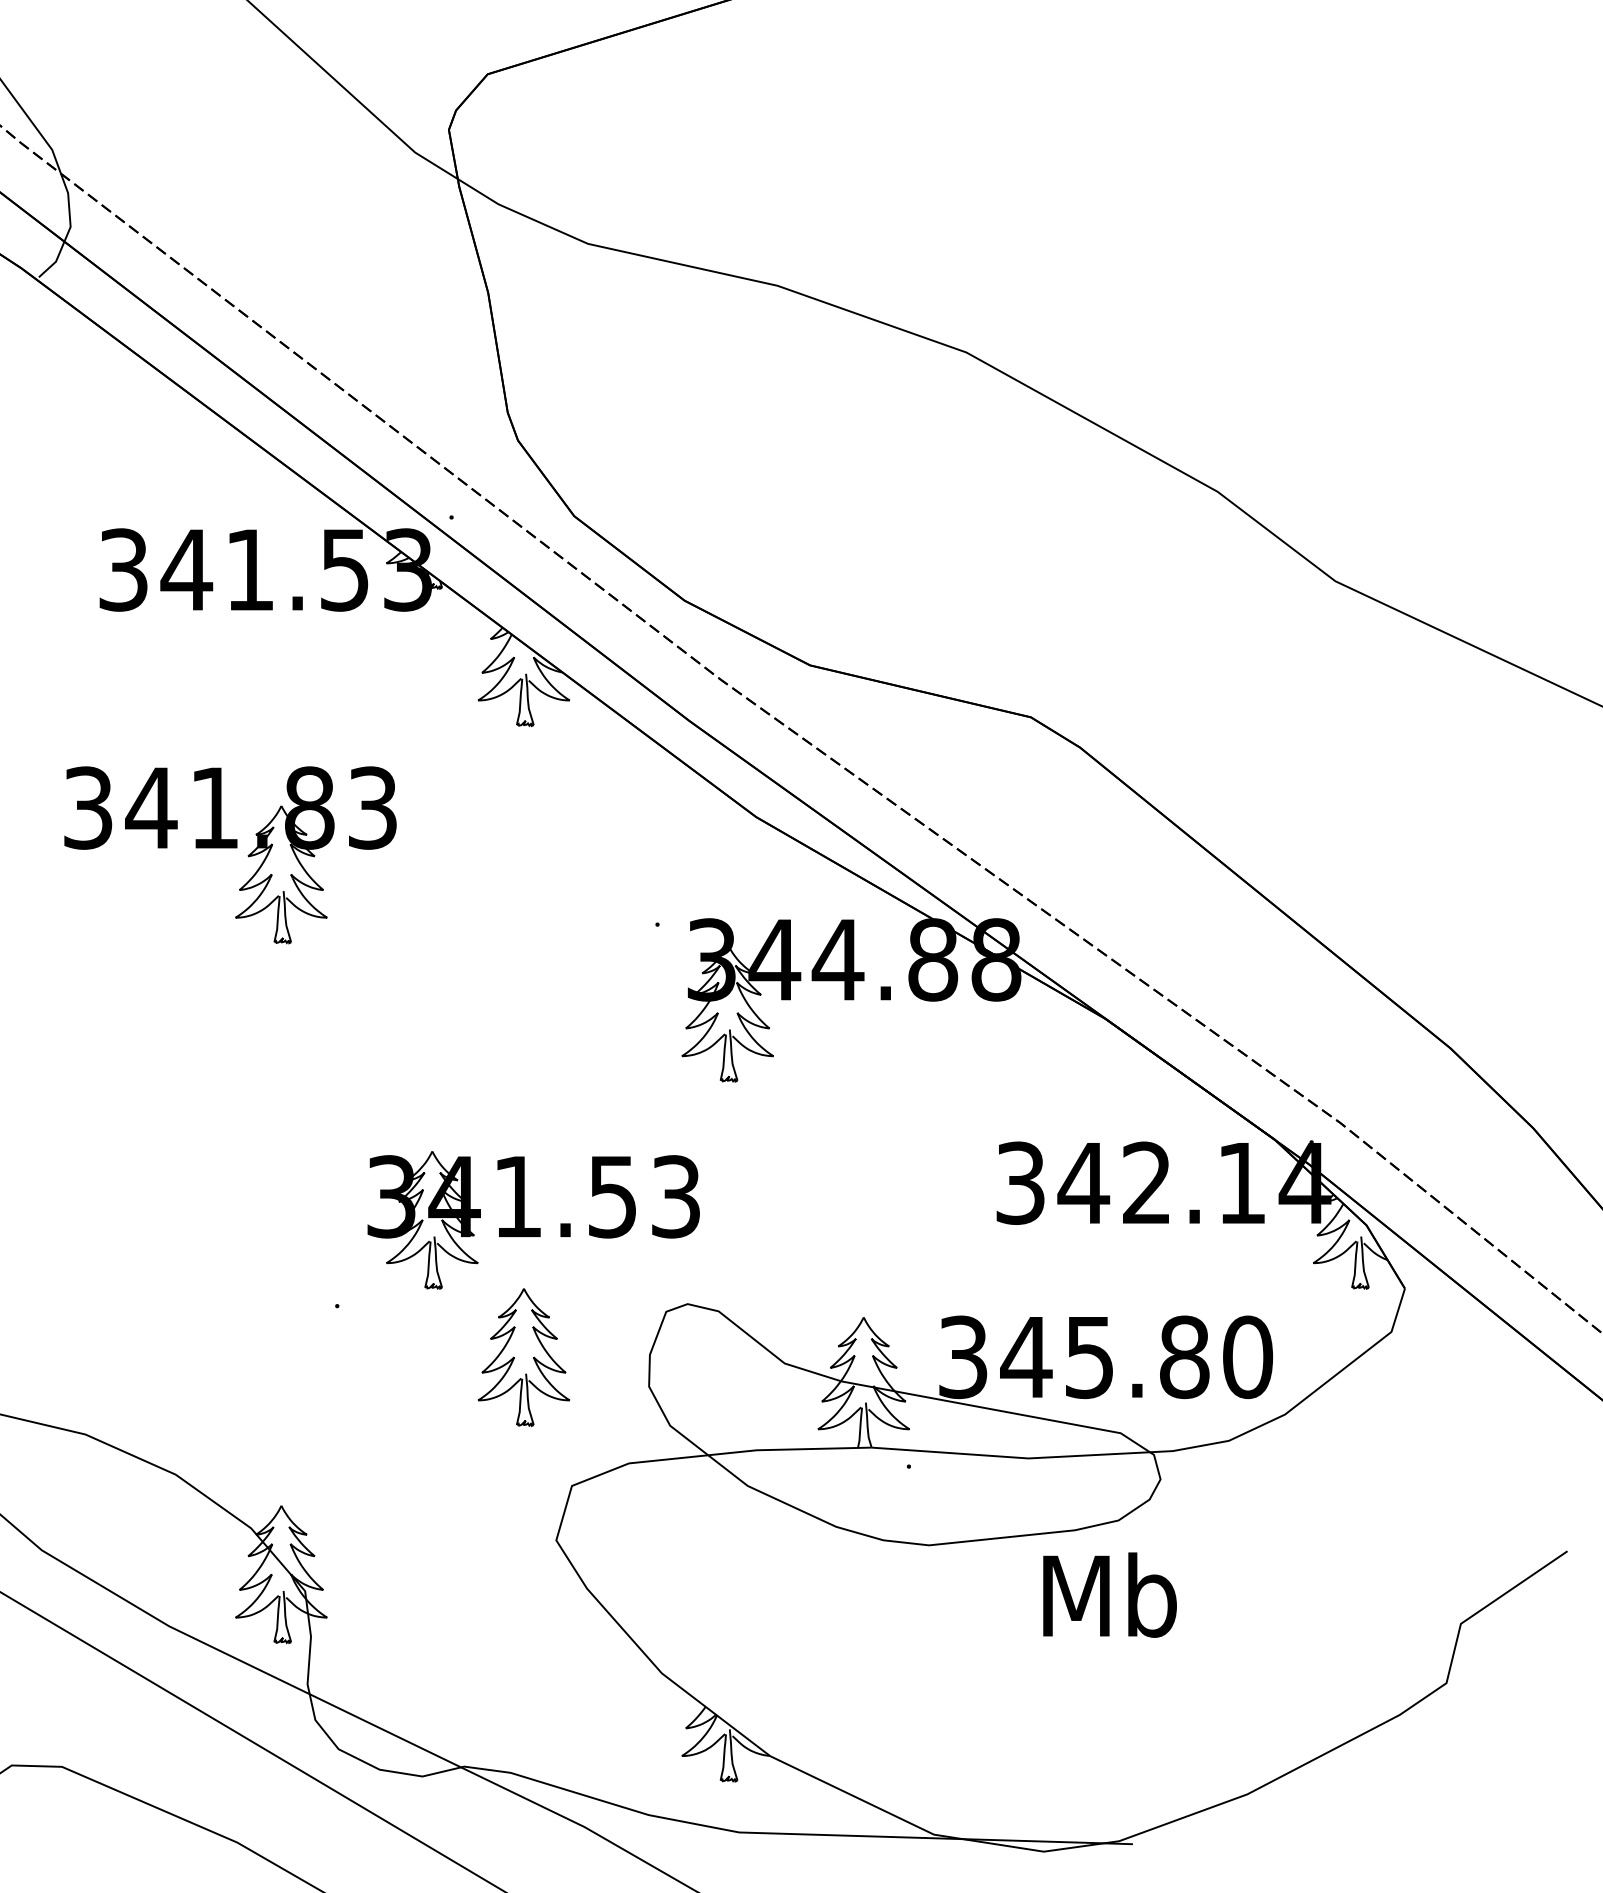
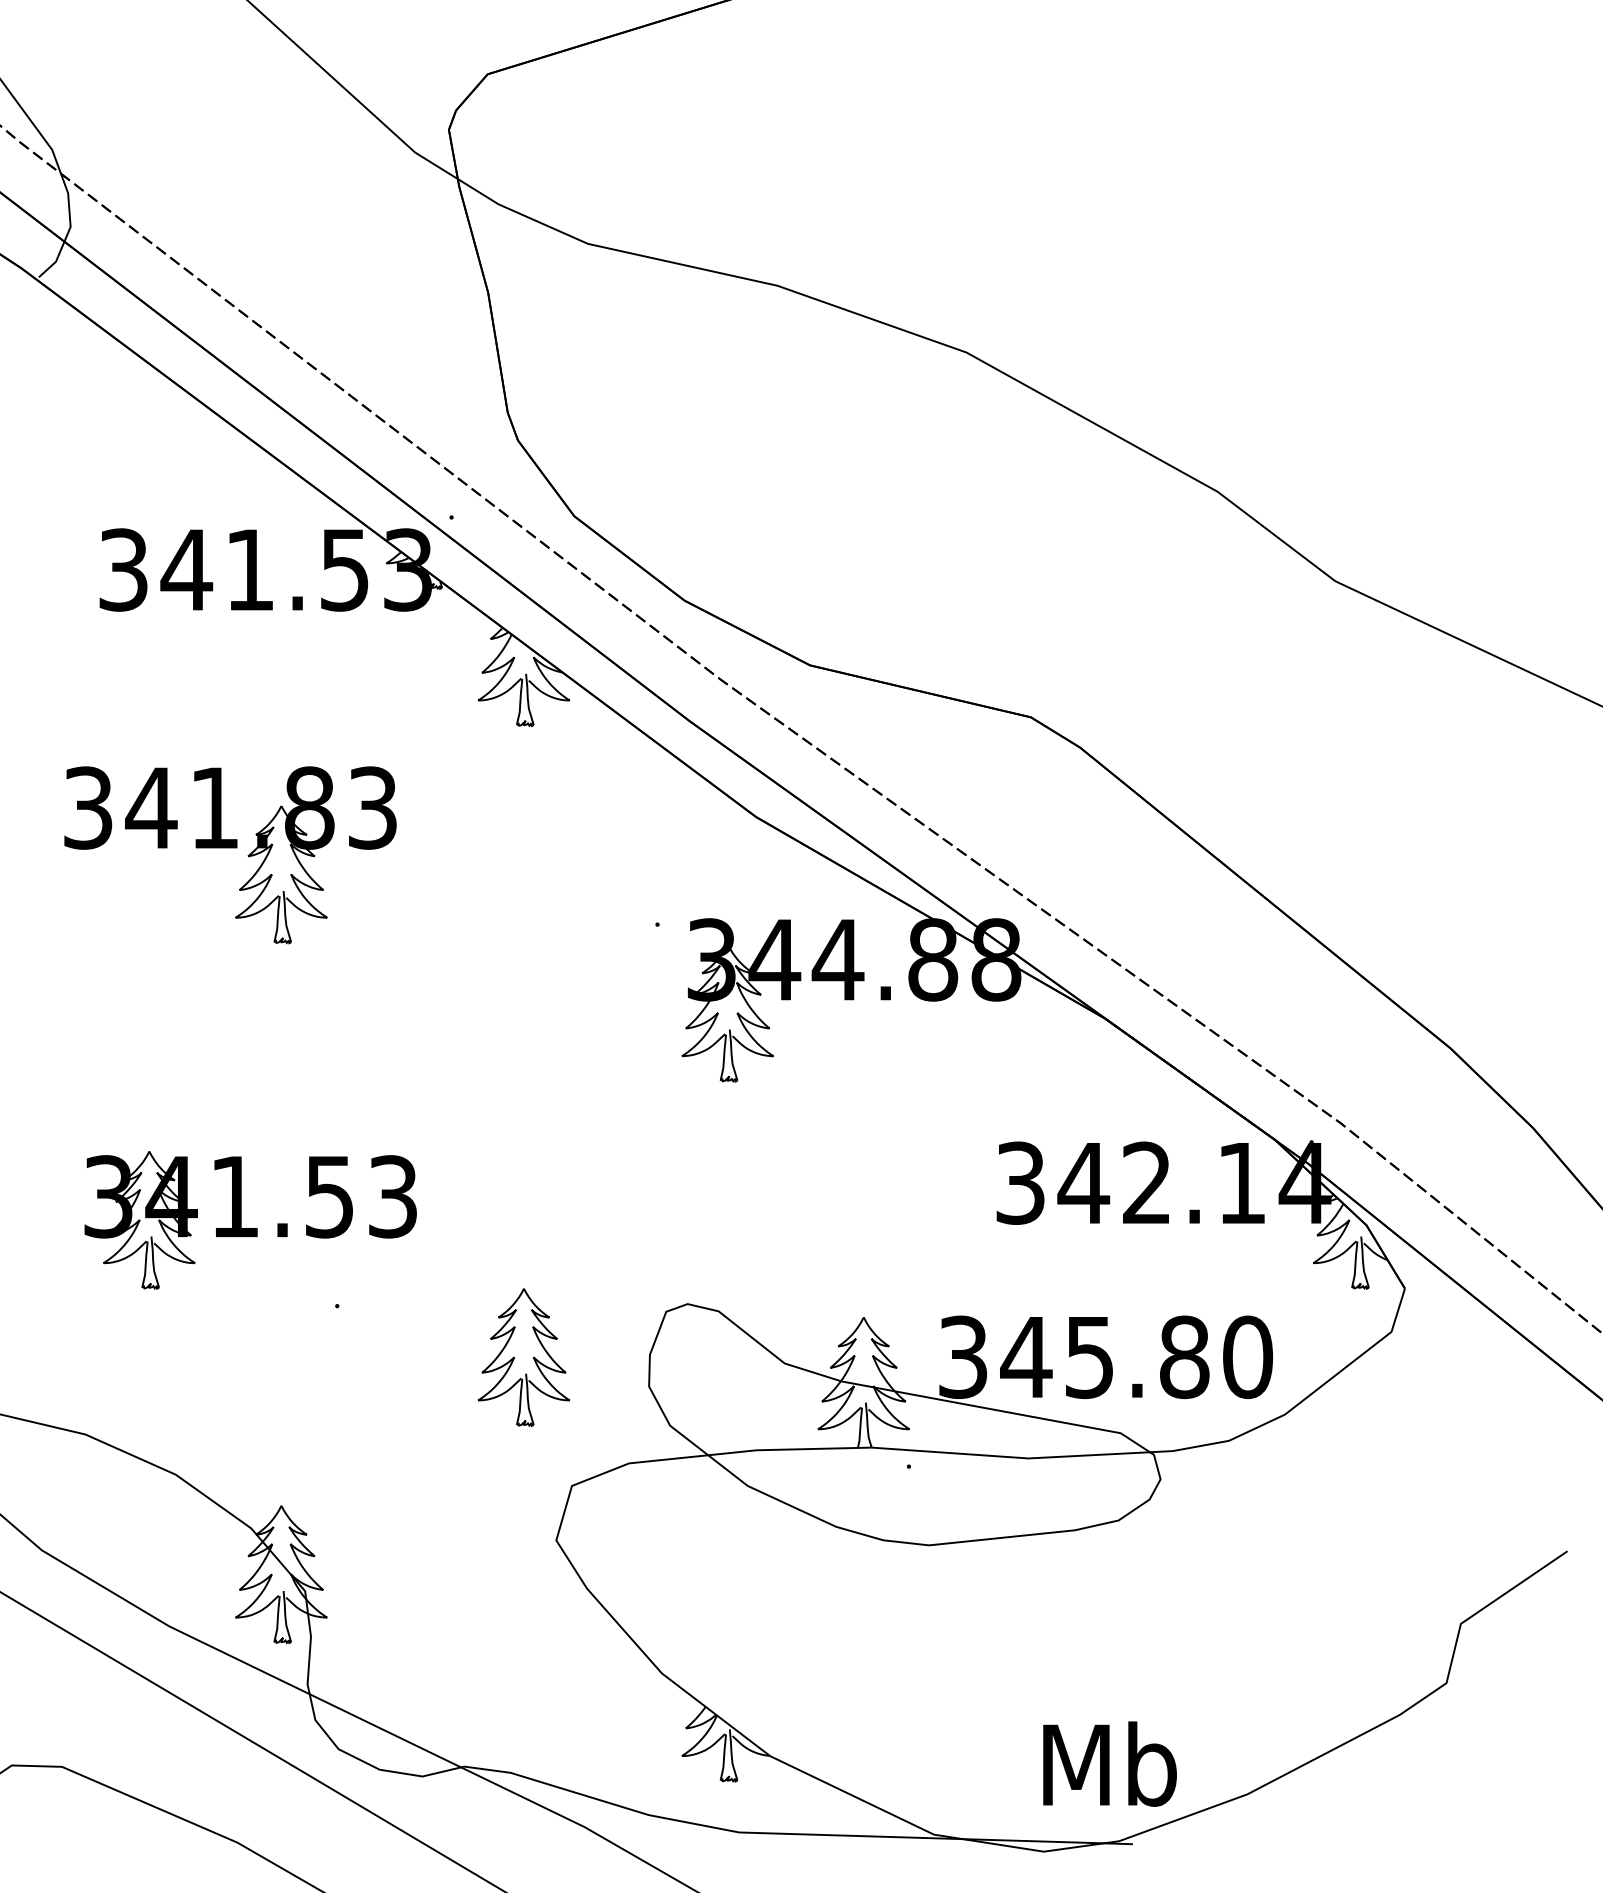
part position: (533, 1228) -> (250, 1228) (250, 1228)
text position: (1109, 1594) -> (1109, 1763) (1109, 1763)
